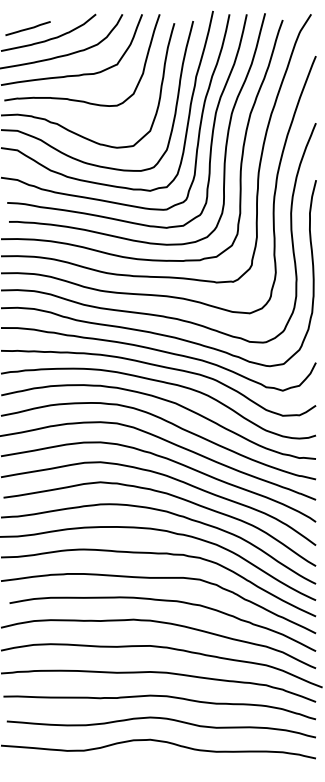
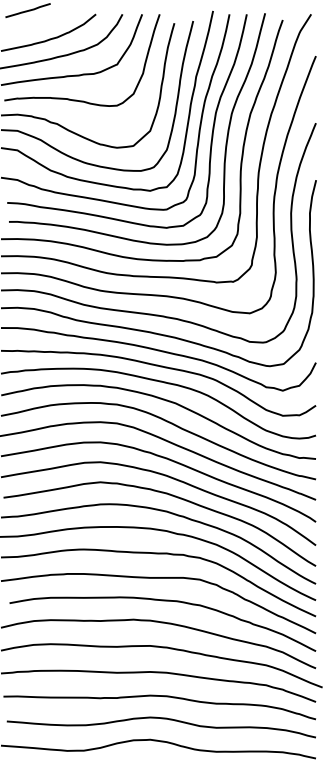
line position: (27, 28) -> (27, 10) (27, 10)
